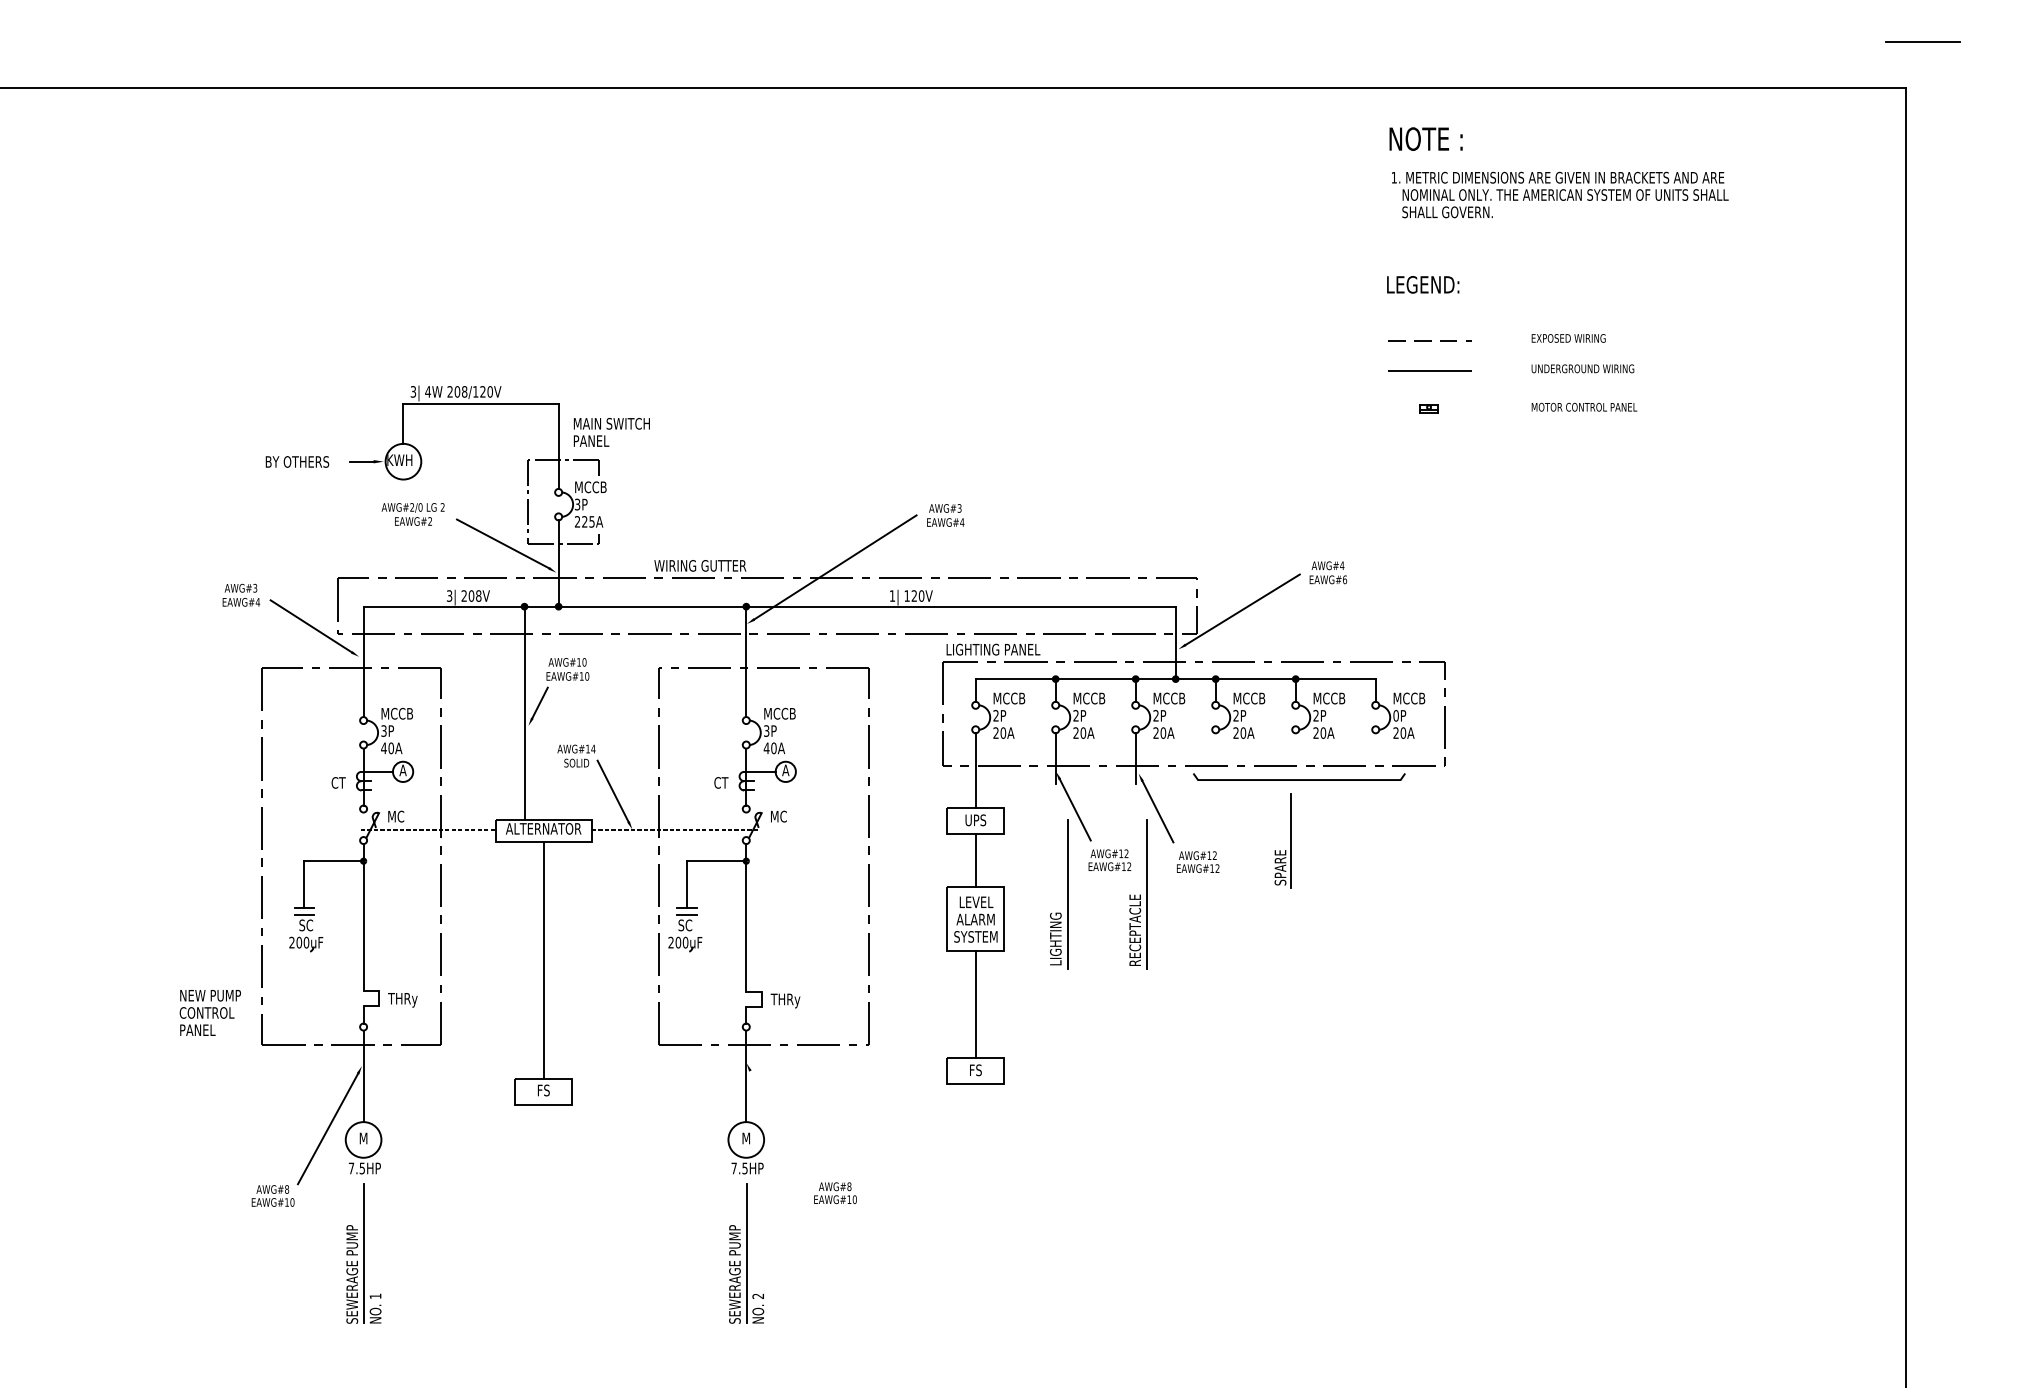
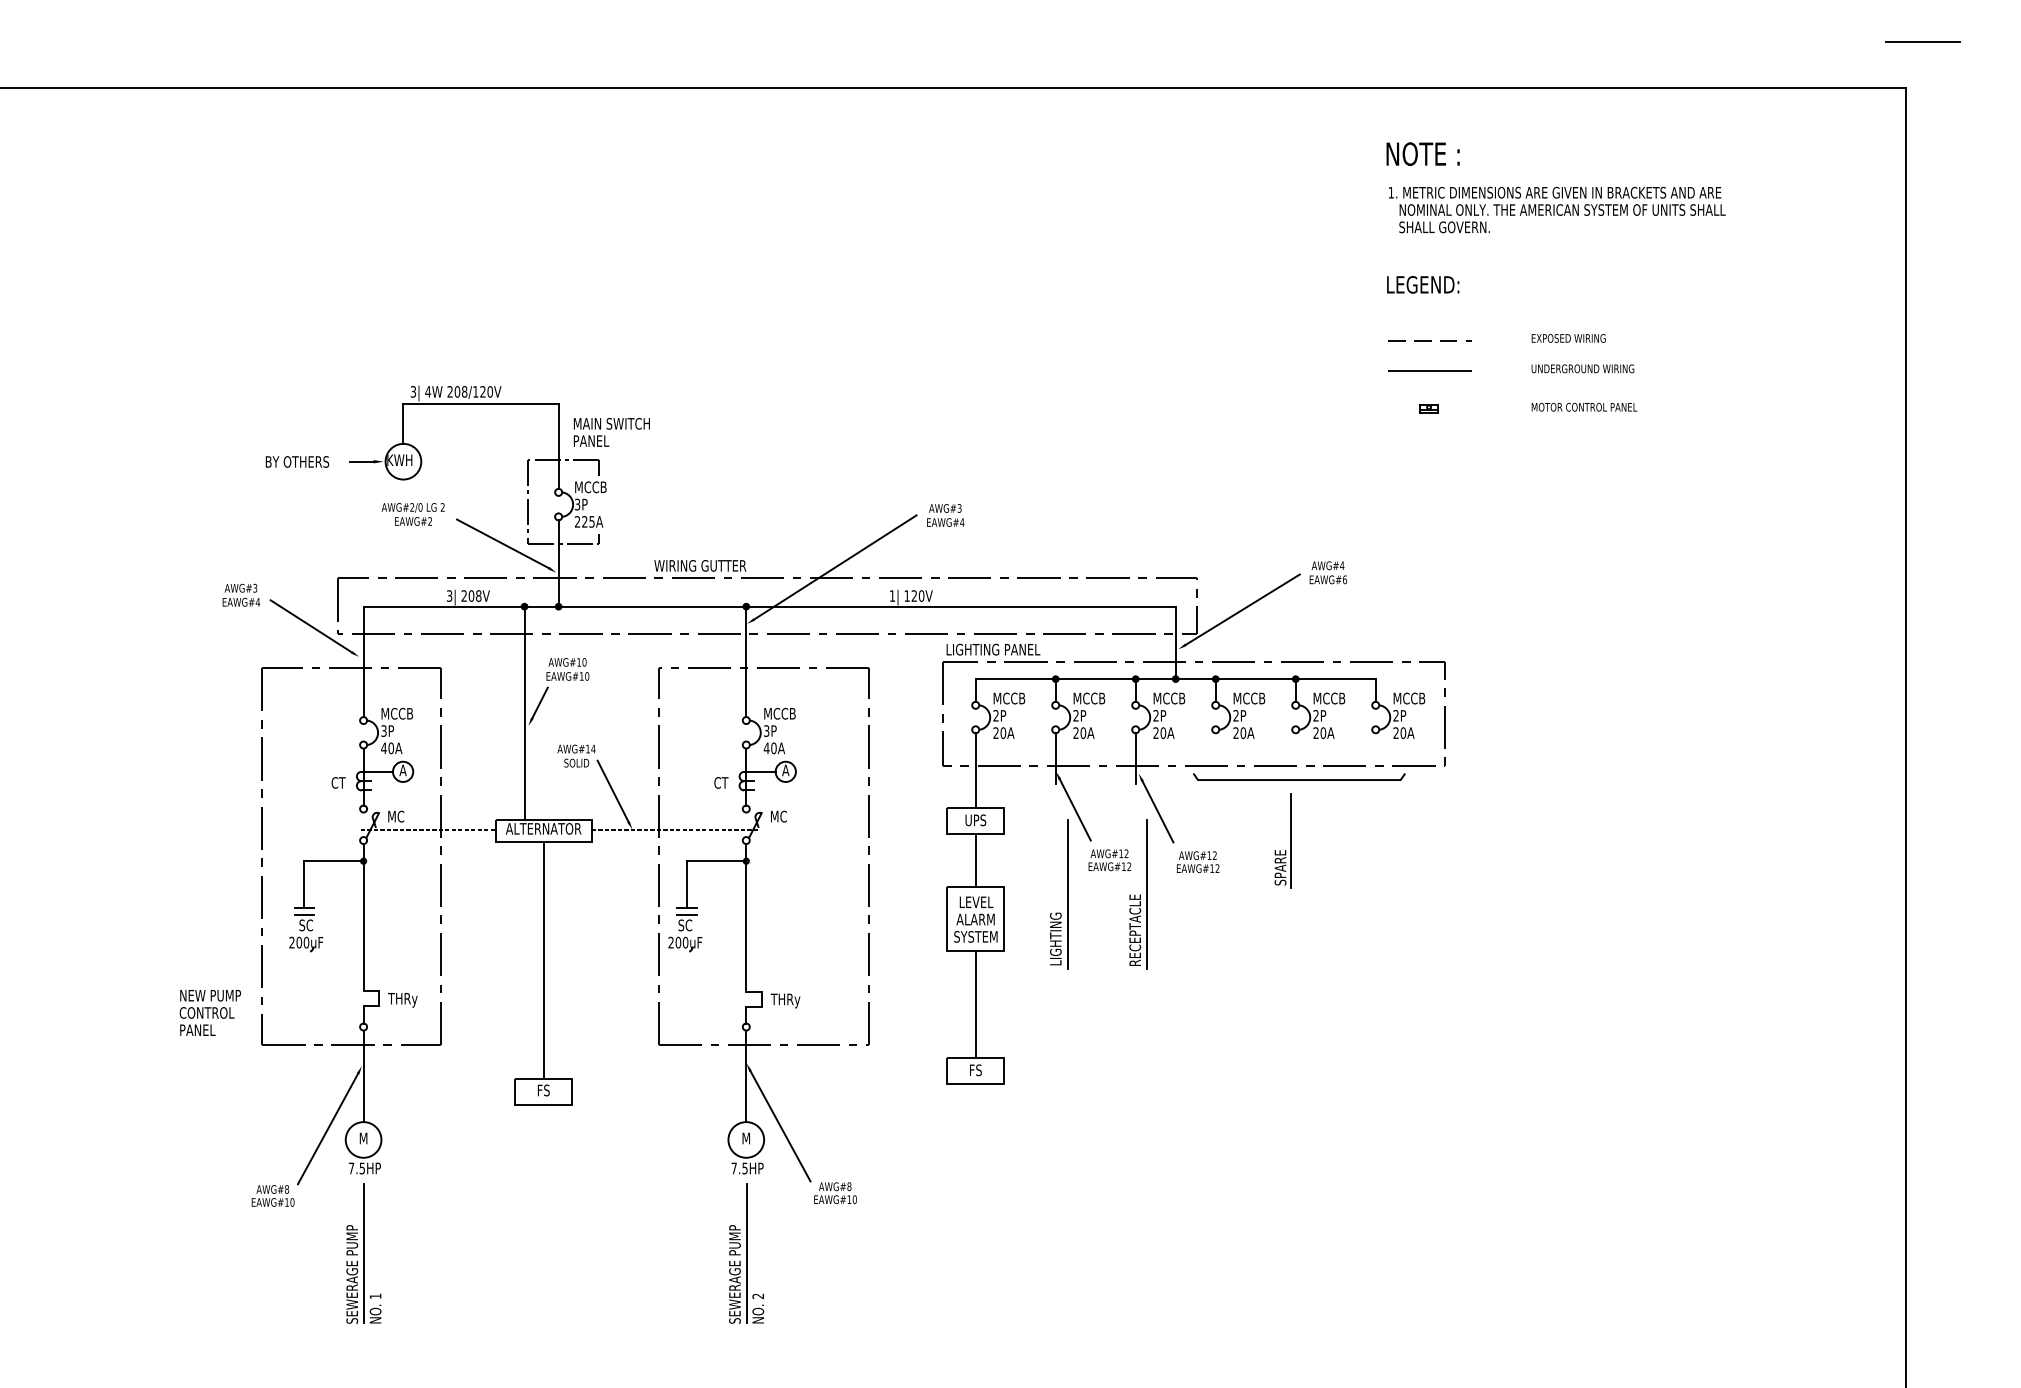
text position: (1558, 172) -> (1555, 187) (1555, 187)
text: 0P -> 2P (1395, 715)
line: none -> present (780, 1126)
